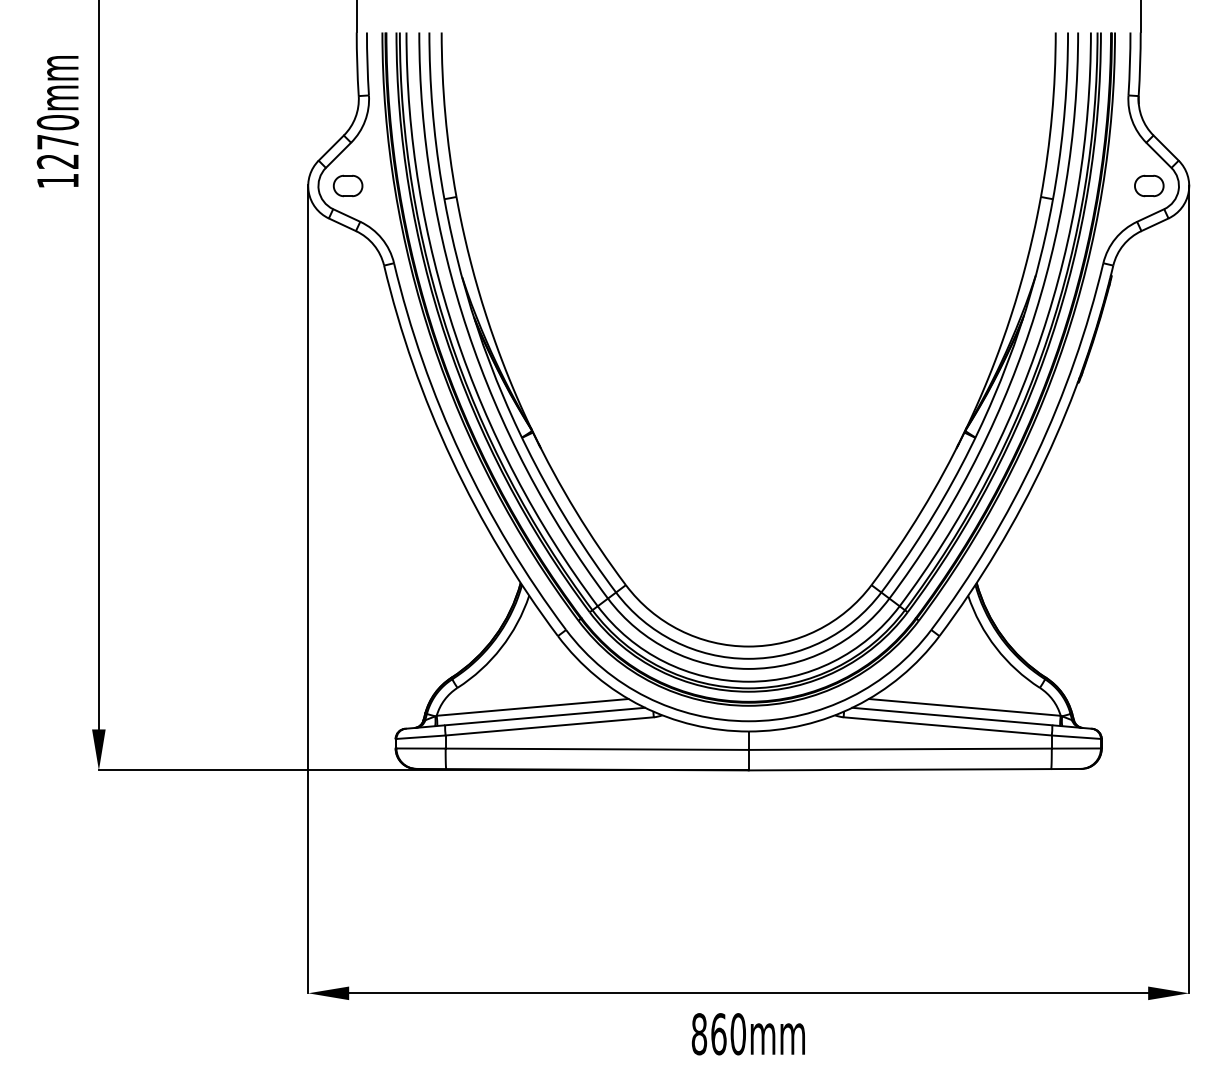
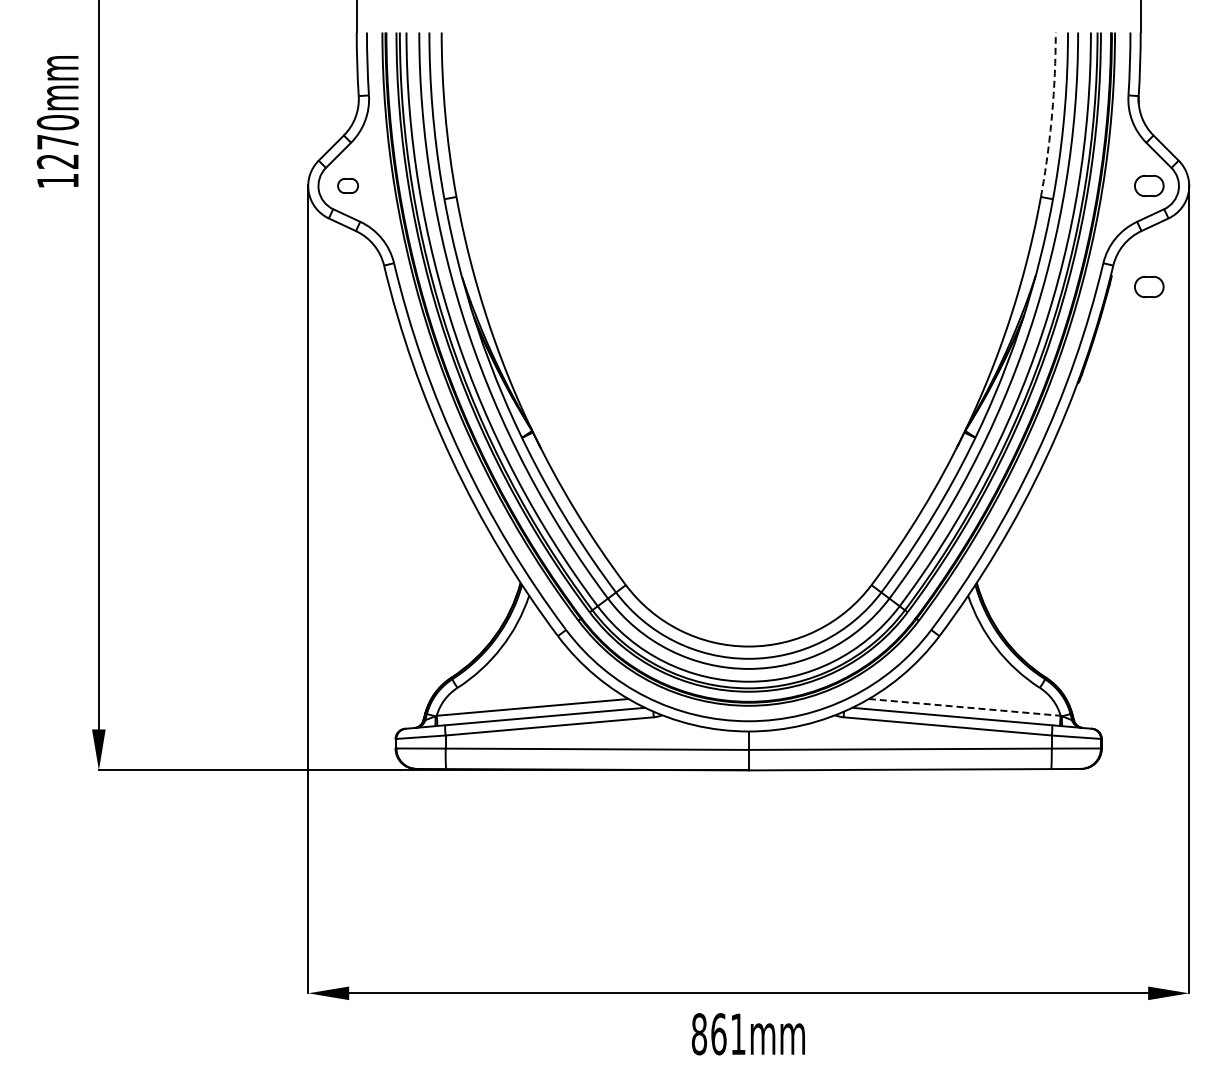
arc: solid -> dashed (1052, 115)
part size: 32x24 px -> 22x16 px (347, 185)
part: none -> present (1149, 286)
line: solid -> dashed (965, 707)
text: 860mm -> 861mm (737, 1034)
